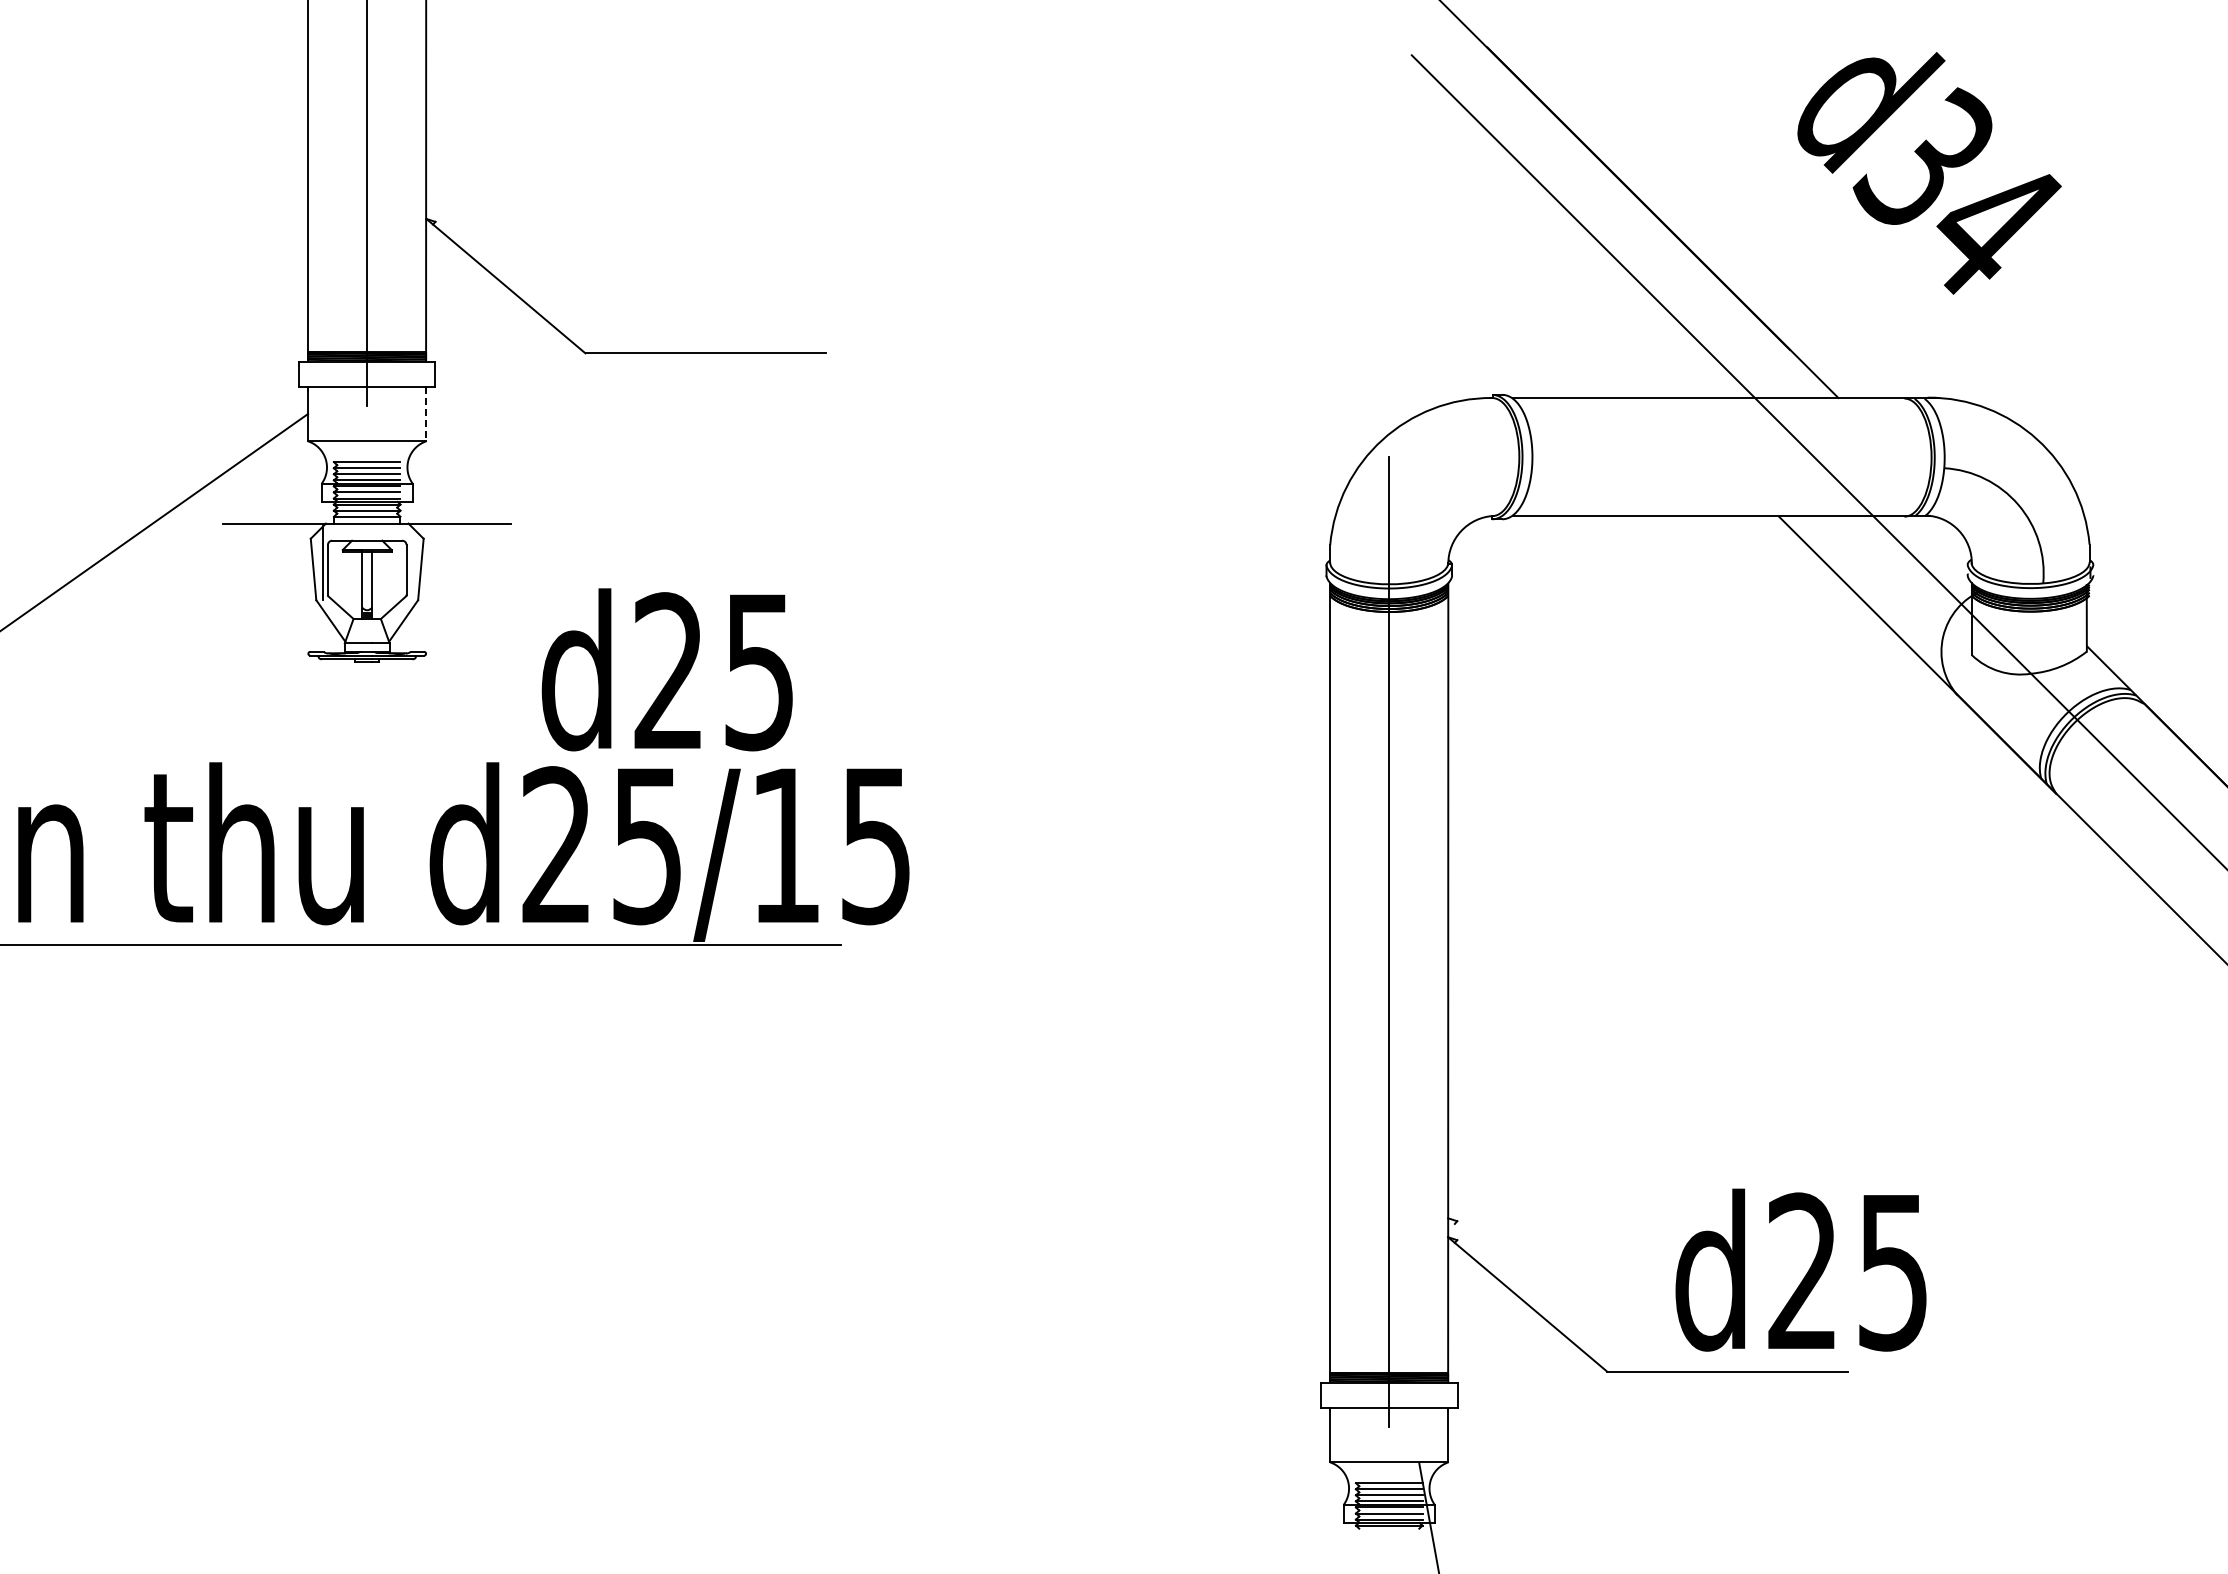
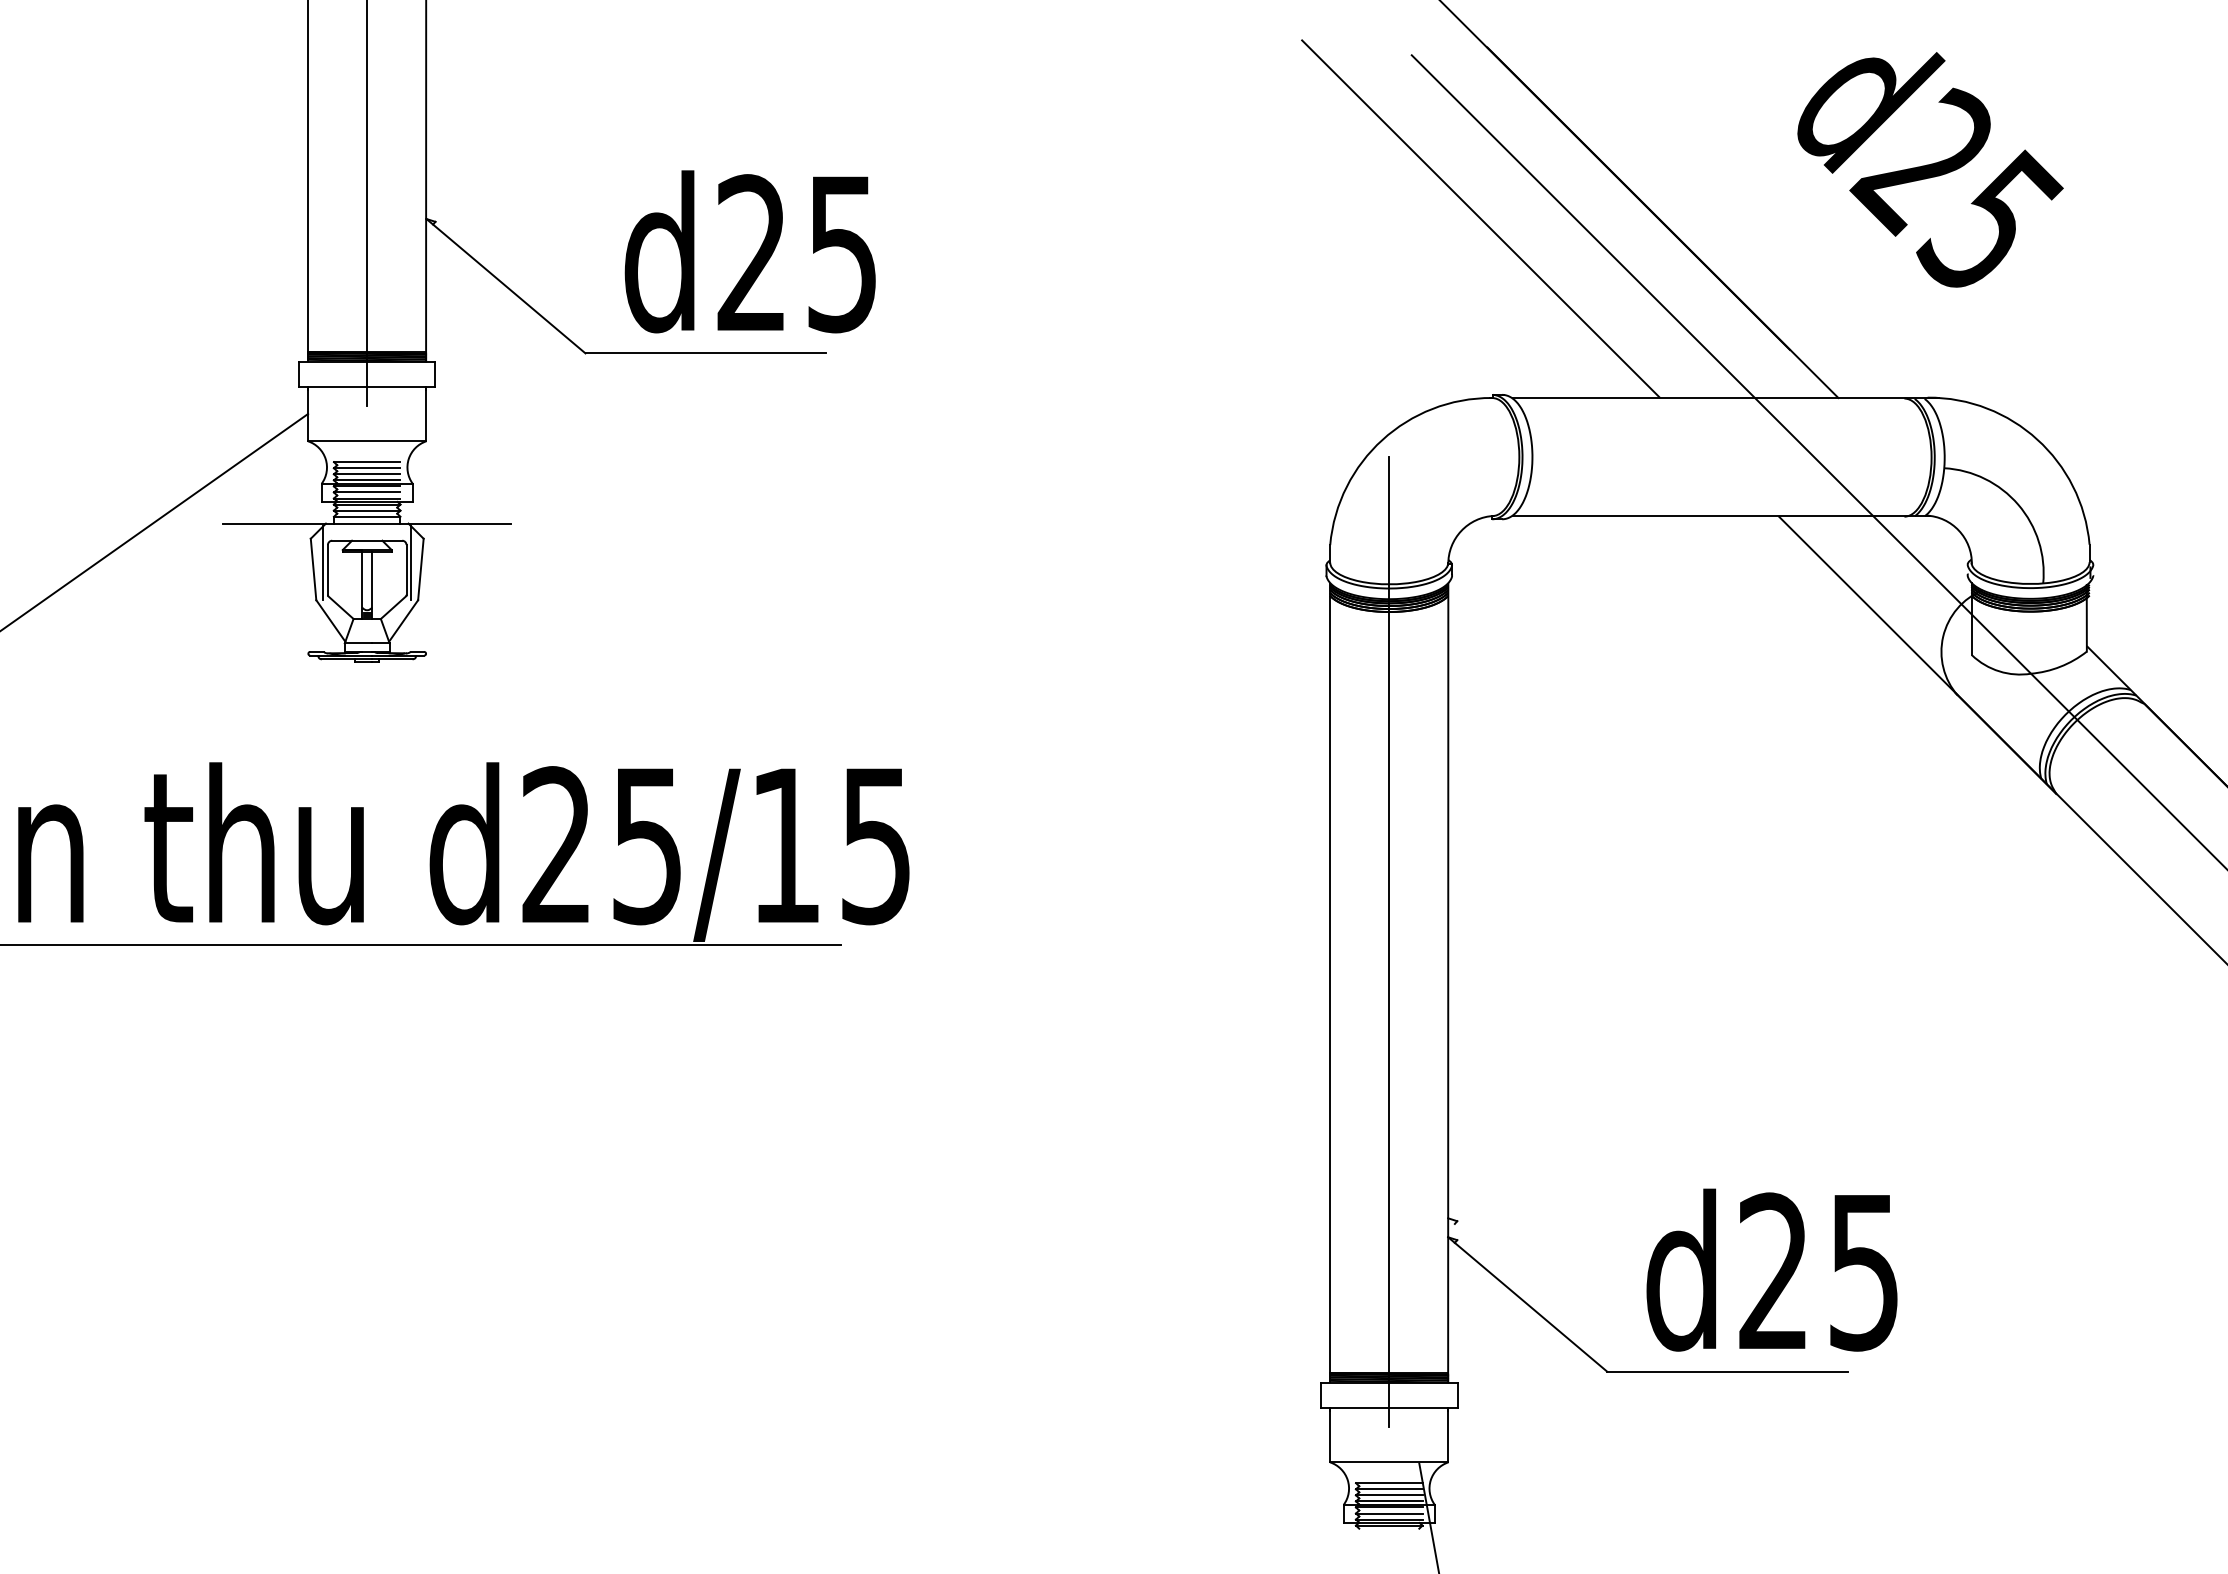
text: d34 -> d25 (1956, 190)
line: none -> present (1480, 218)
line: dashed -> solid (426, 414)
line: none -> present (411, 562)
text position: (666, 669) -> (749, 251) (749, 251)
text position: (1800, 1269) -> (1771, 1269) (1771, 1269)
